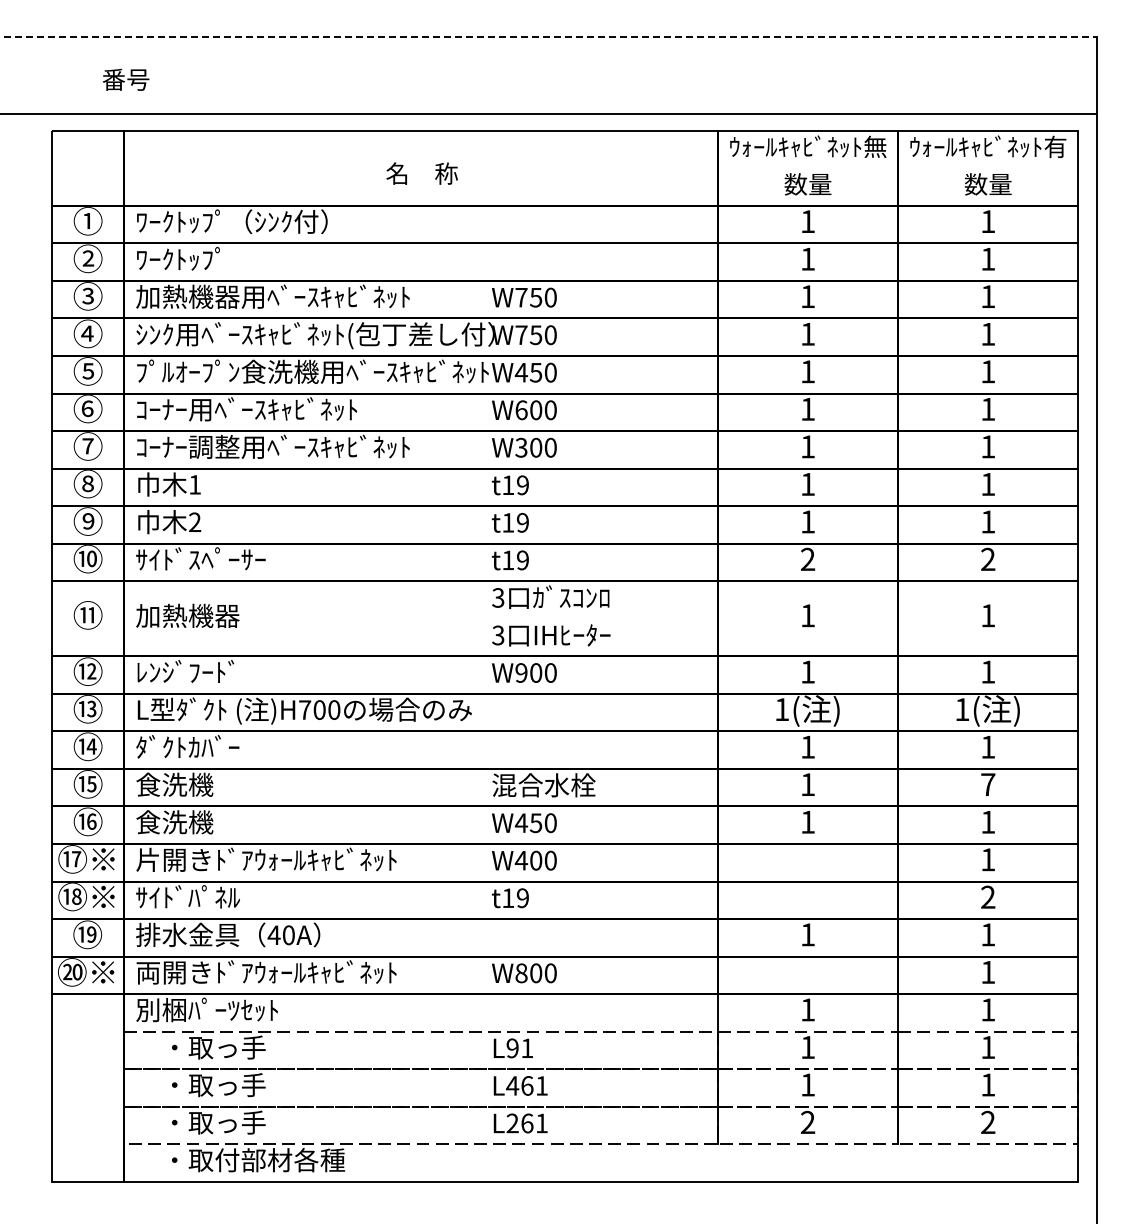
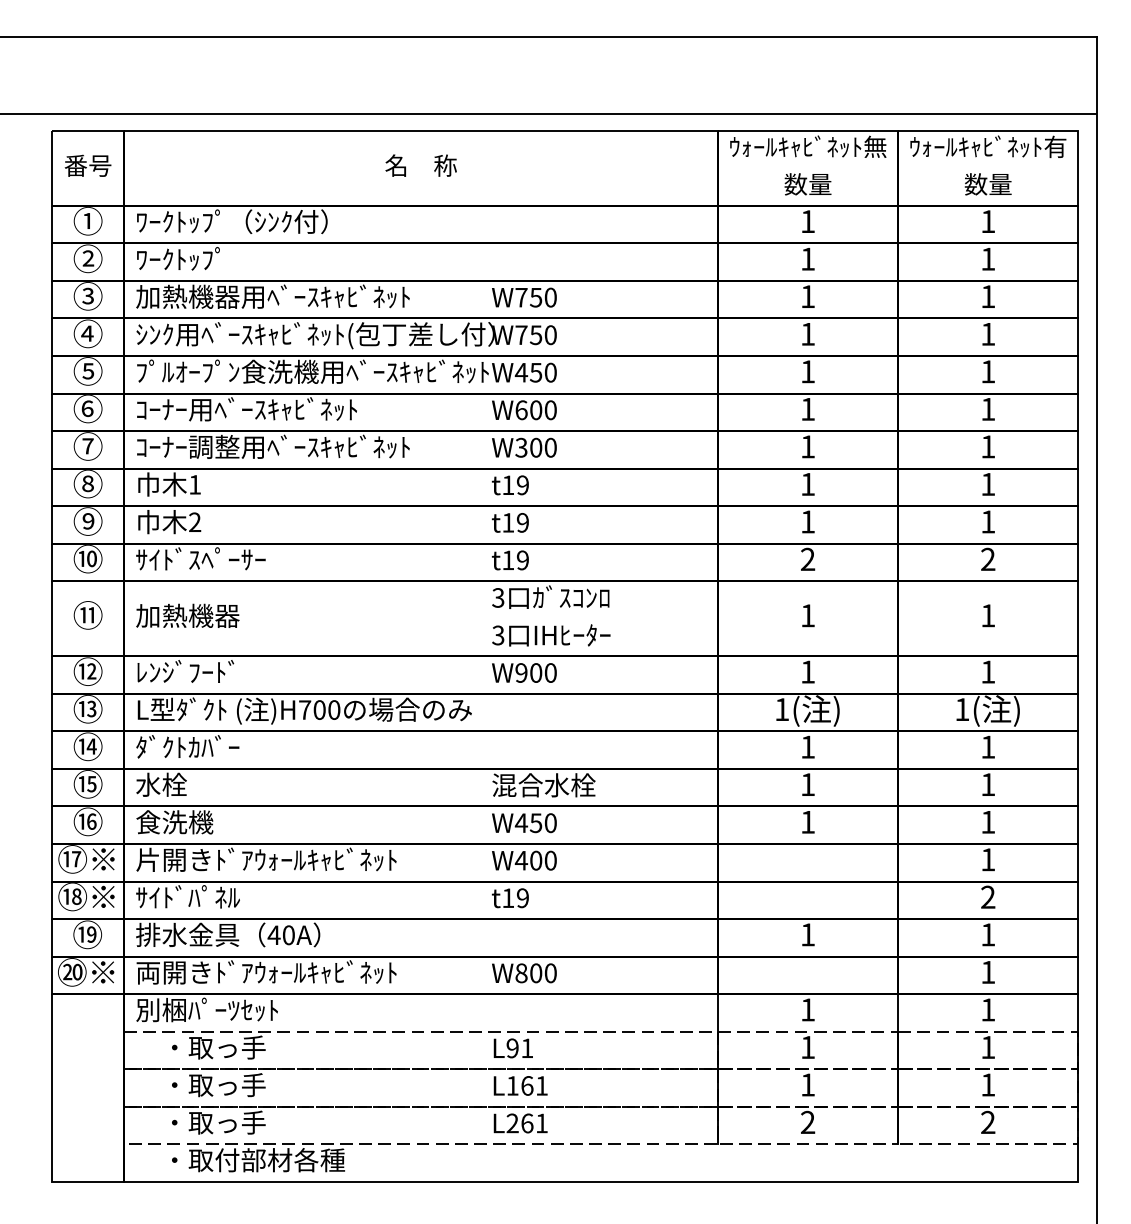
line: dashed -> solid (549, 36)
text position: (125, 79) -> (87, 165) (87, 165)
text position: (421, 173) -> (420, 165) (420, 165)
text: 食洗機 -> 水栓 (174, 784)
text: 7 -> 1 (988, 784)
text: L461 -> L161 (512, 1085)
